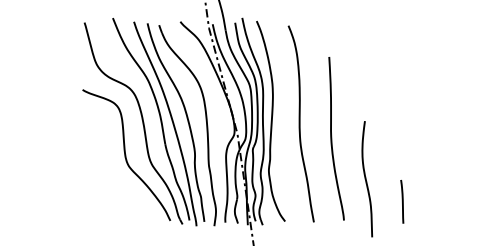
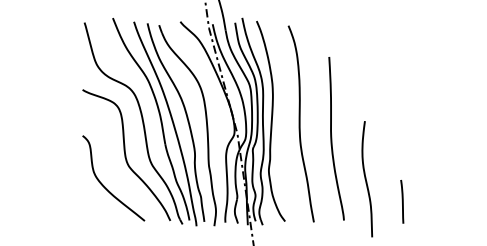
curve: none -> present (105, 186)
